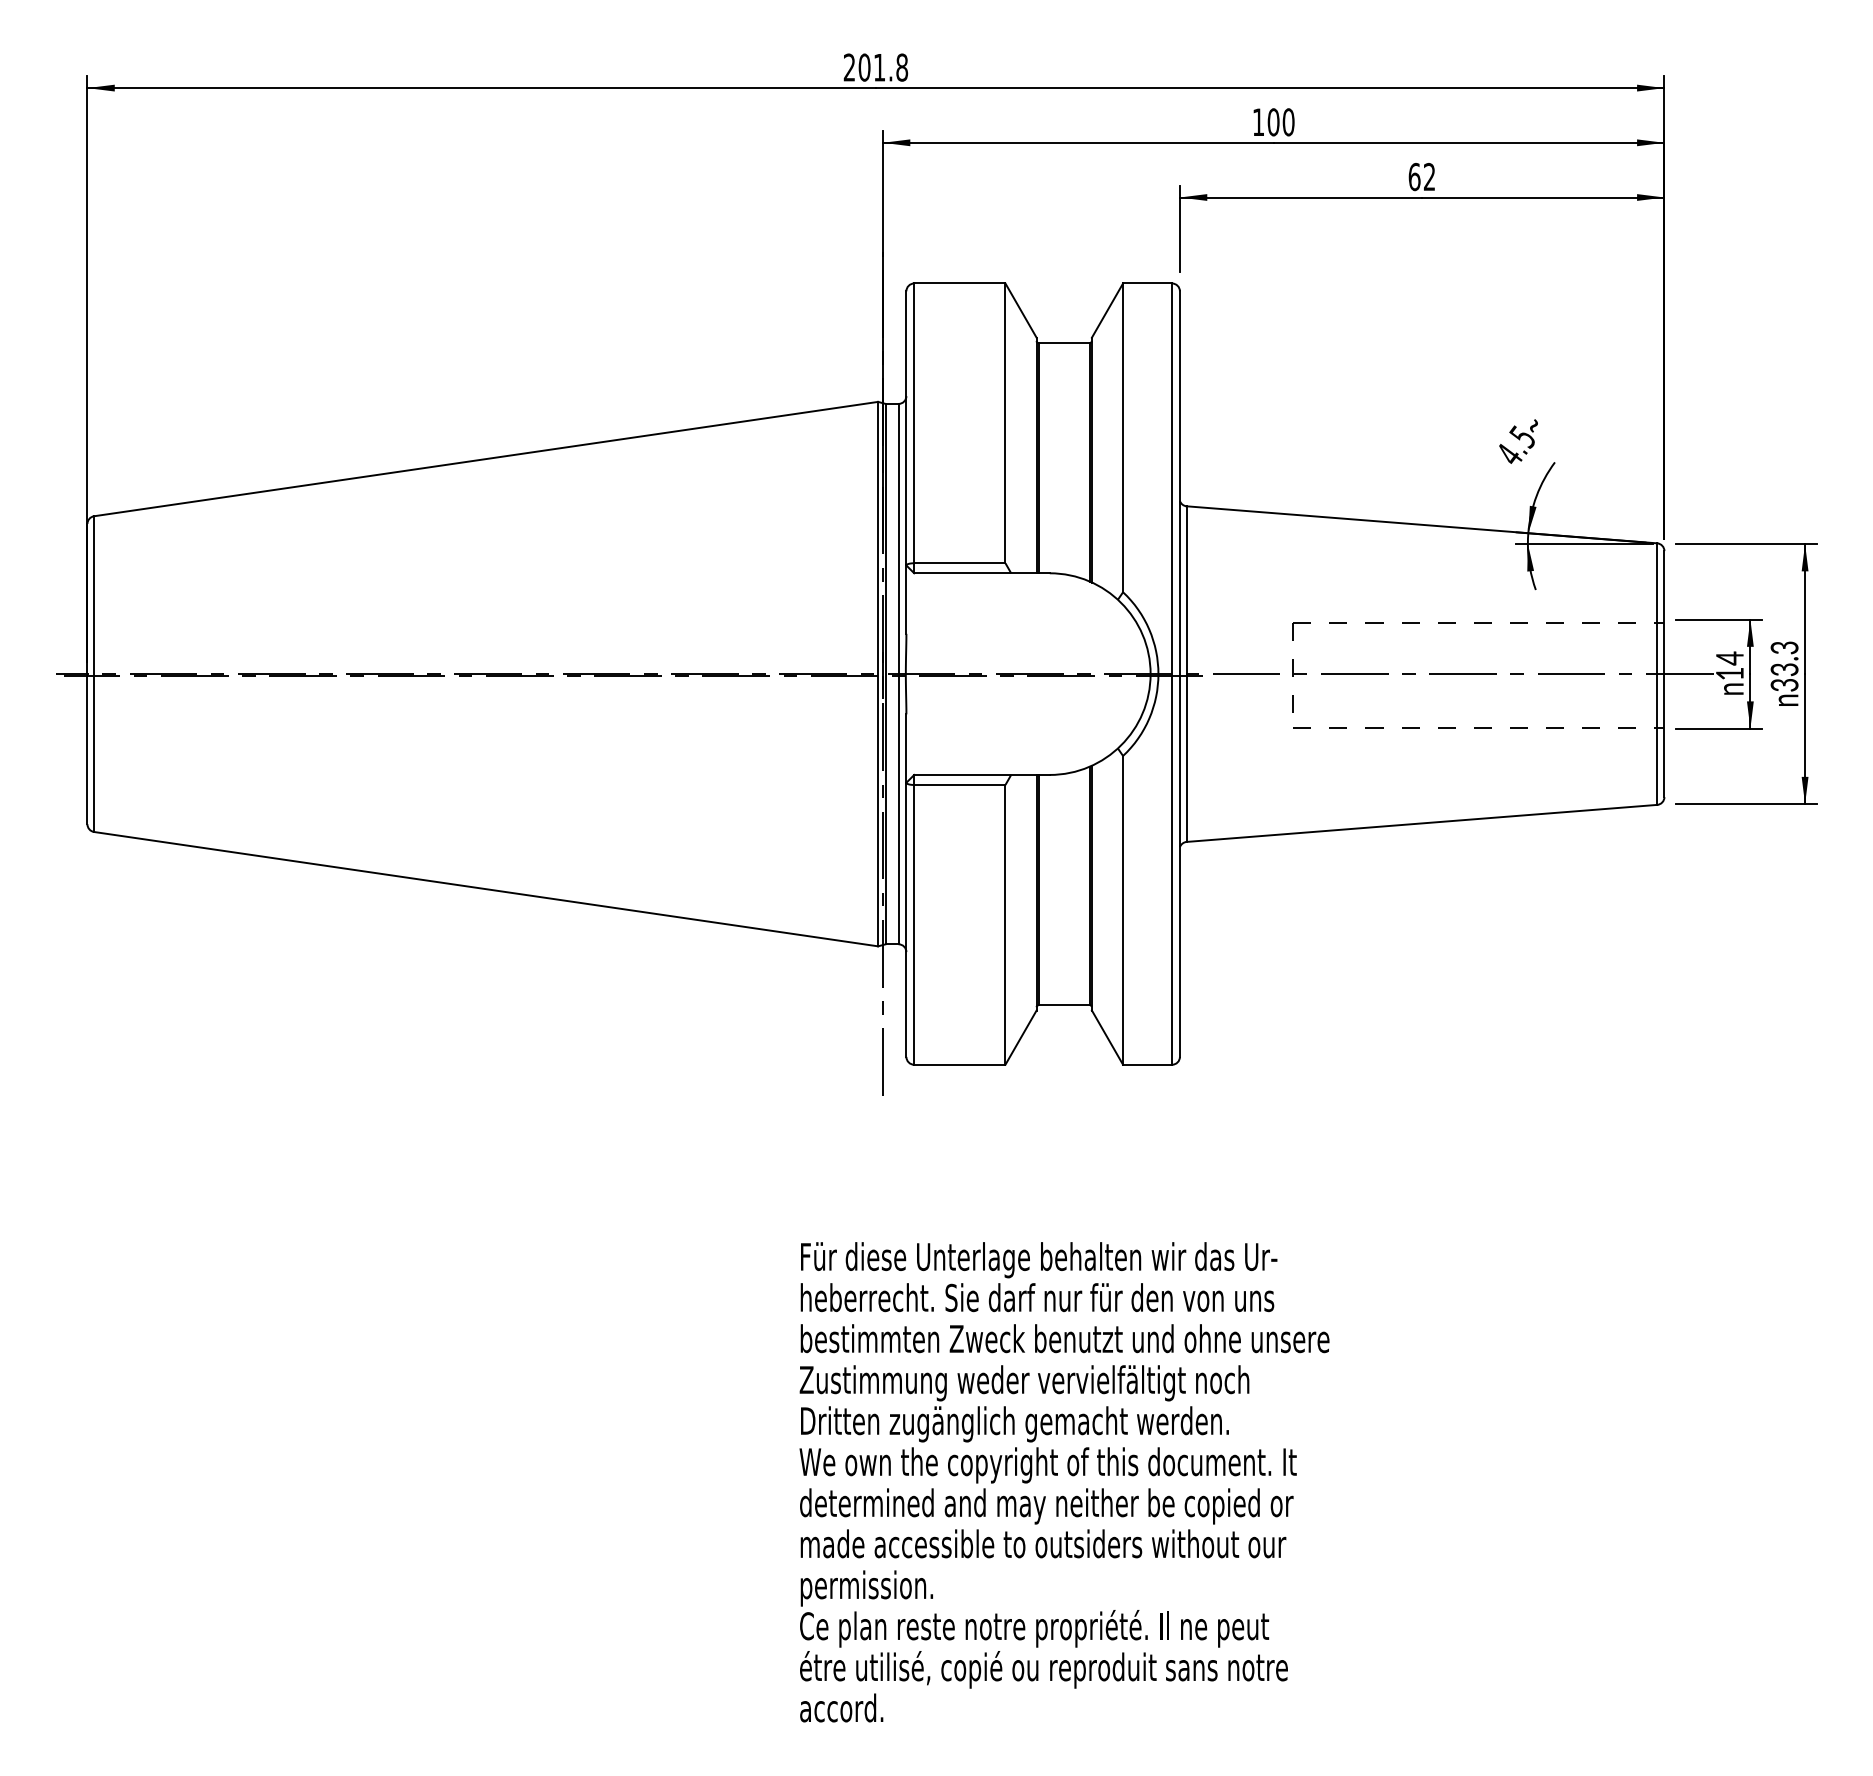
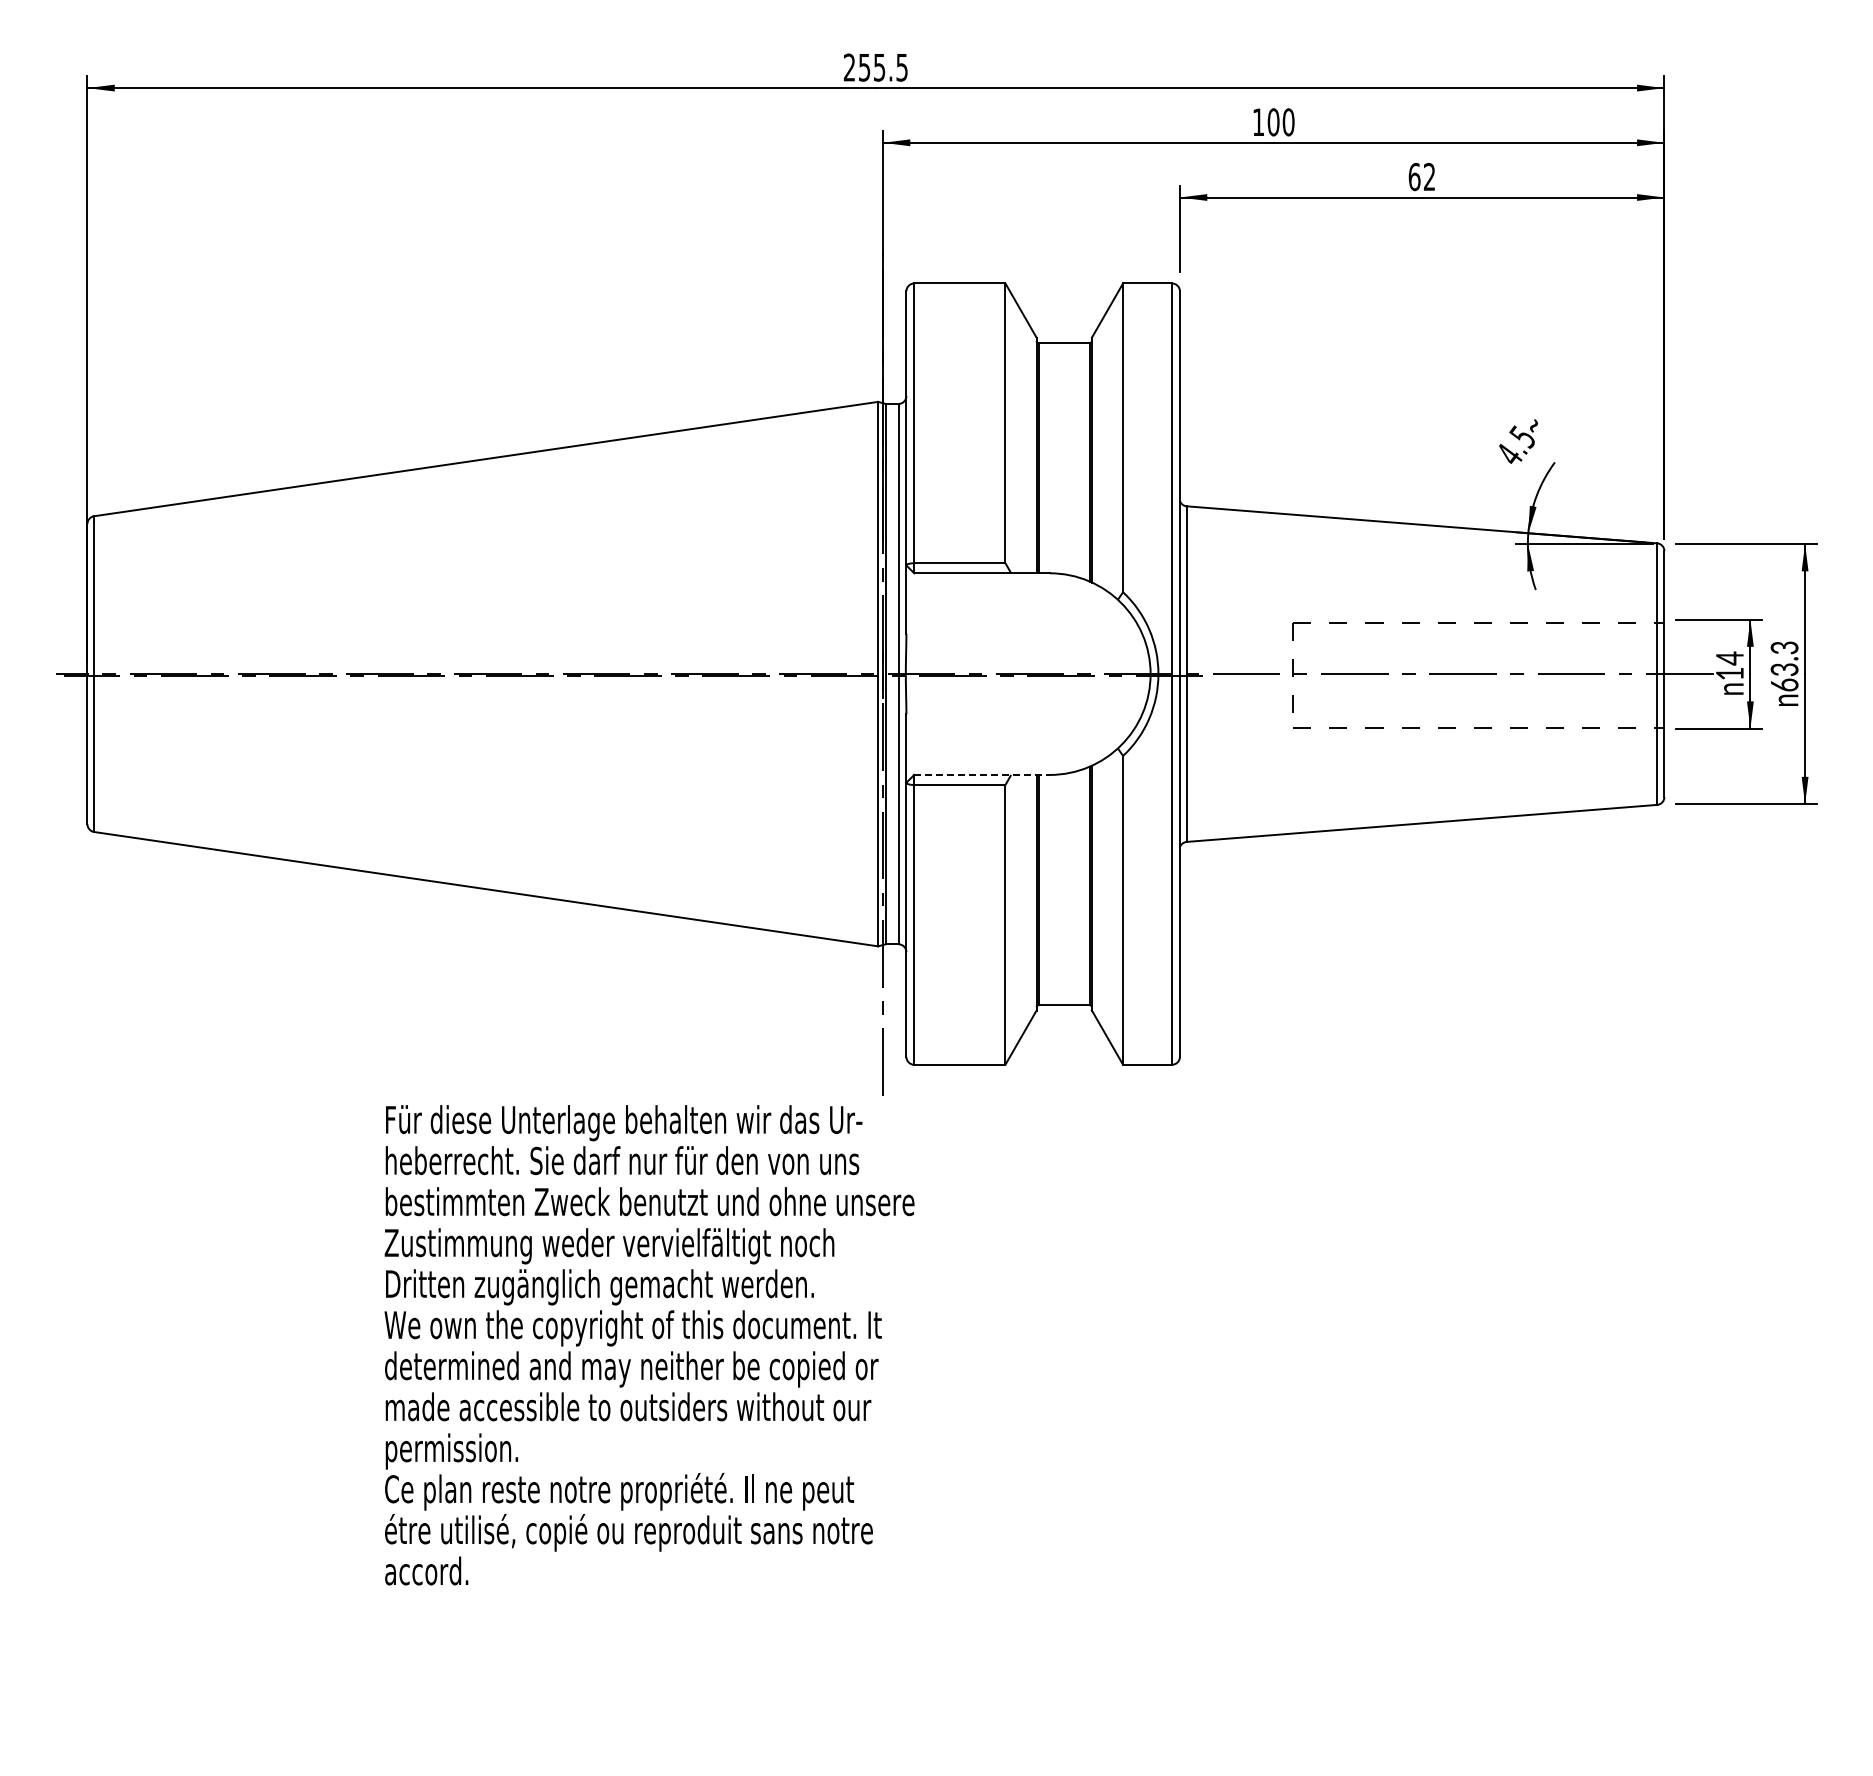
text: 201.8 -> 255.5 (883, 67)
text: 33.3 -> 63.3 (1784, 684)
line: solid -> dashed (982, 774)
text position: (1064, 1482) -> (649, 1345) (649, 1345)
